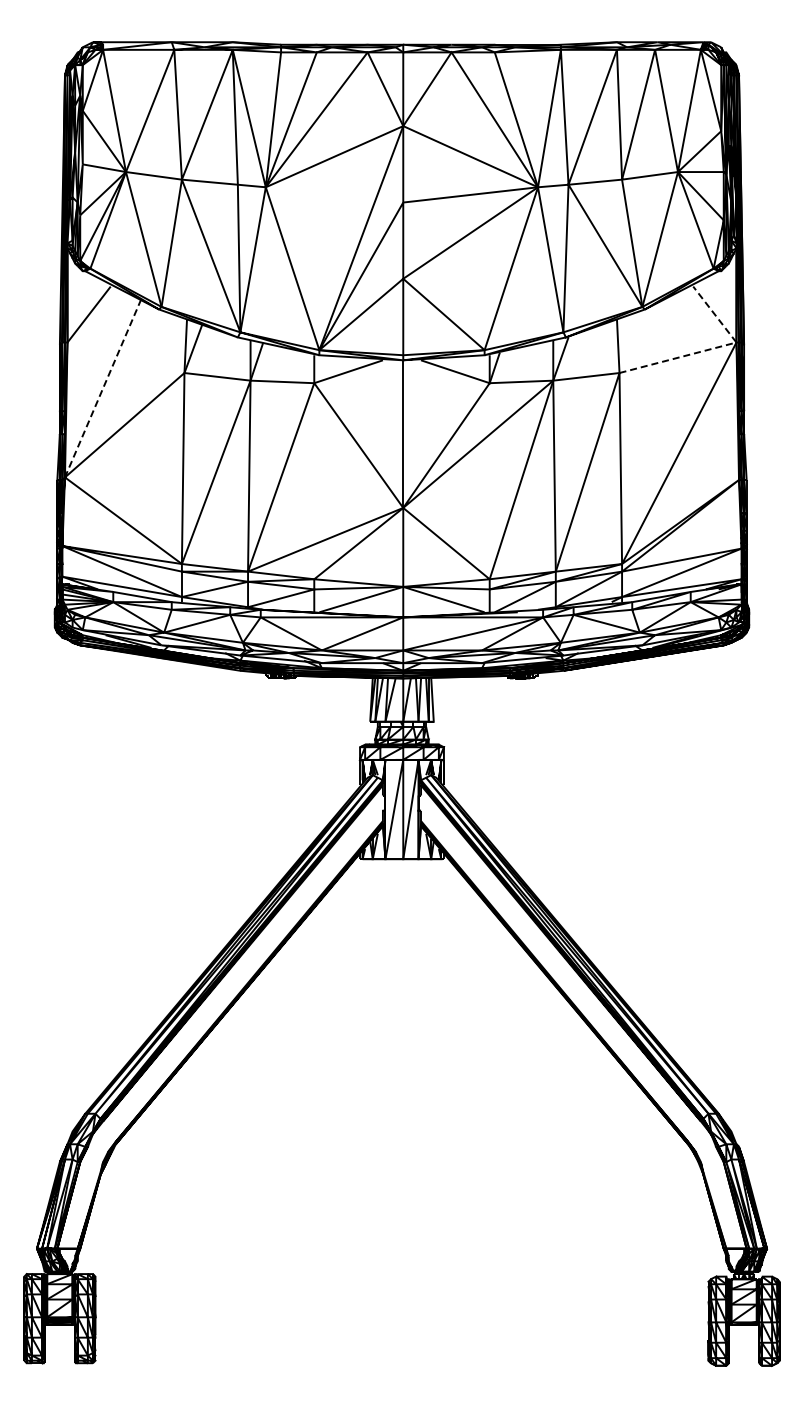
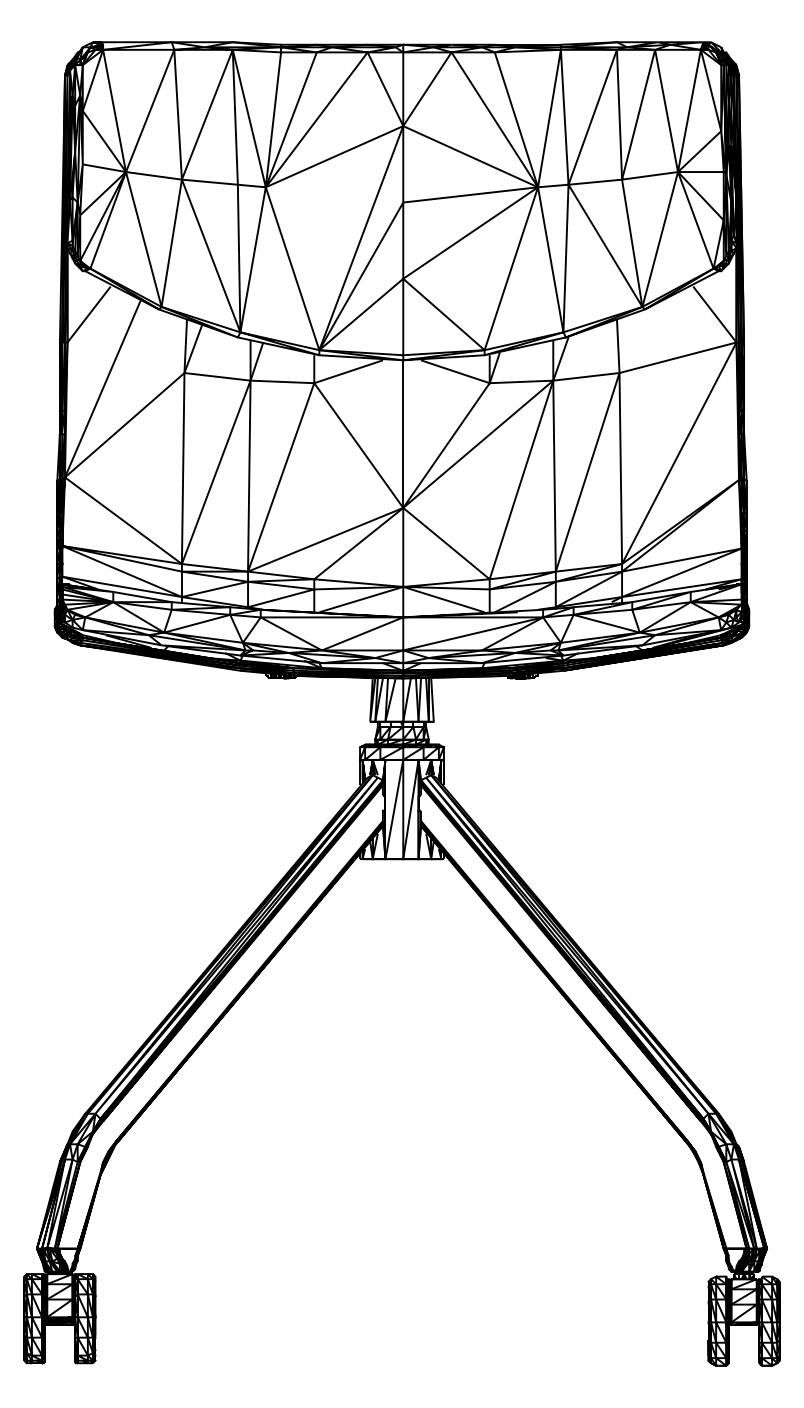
line: dashed -> solid (713, 348)
line: dashed -> solid (103, 388)
